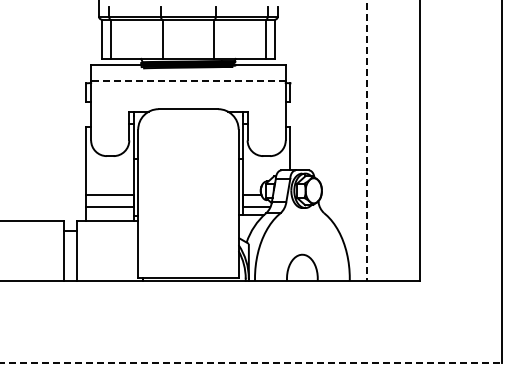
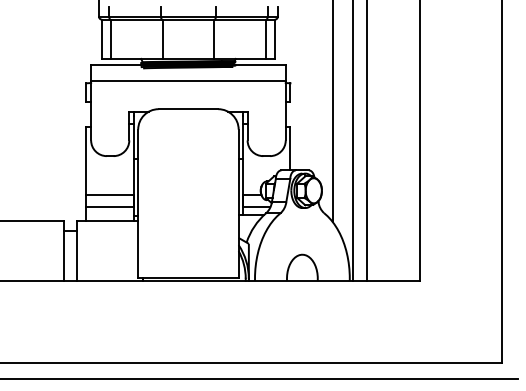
line: dashed -> solid (187, 80)
line: none -> present (332, 112)
line: none -> present (353, 141)
line: dashed -> solid (367, 141)
line: dashed -> solid (251, 363)
line: none -> present (260, 379)
